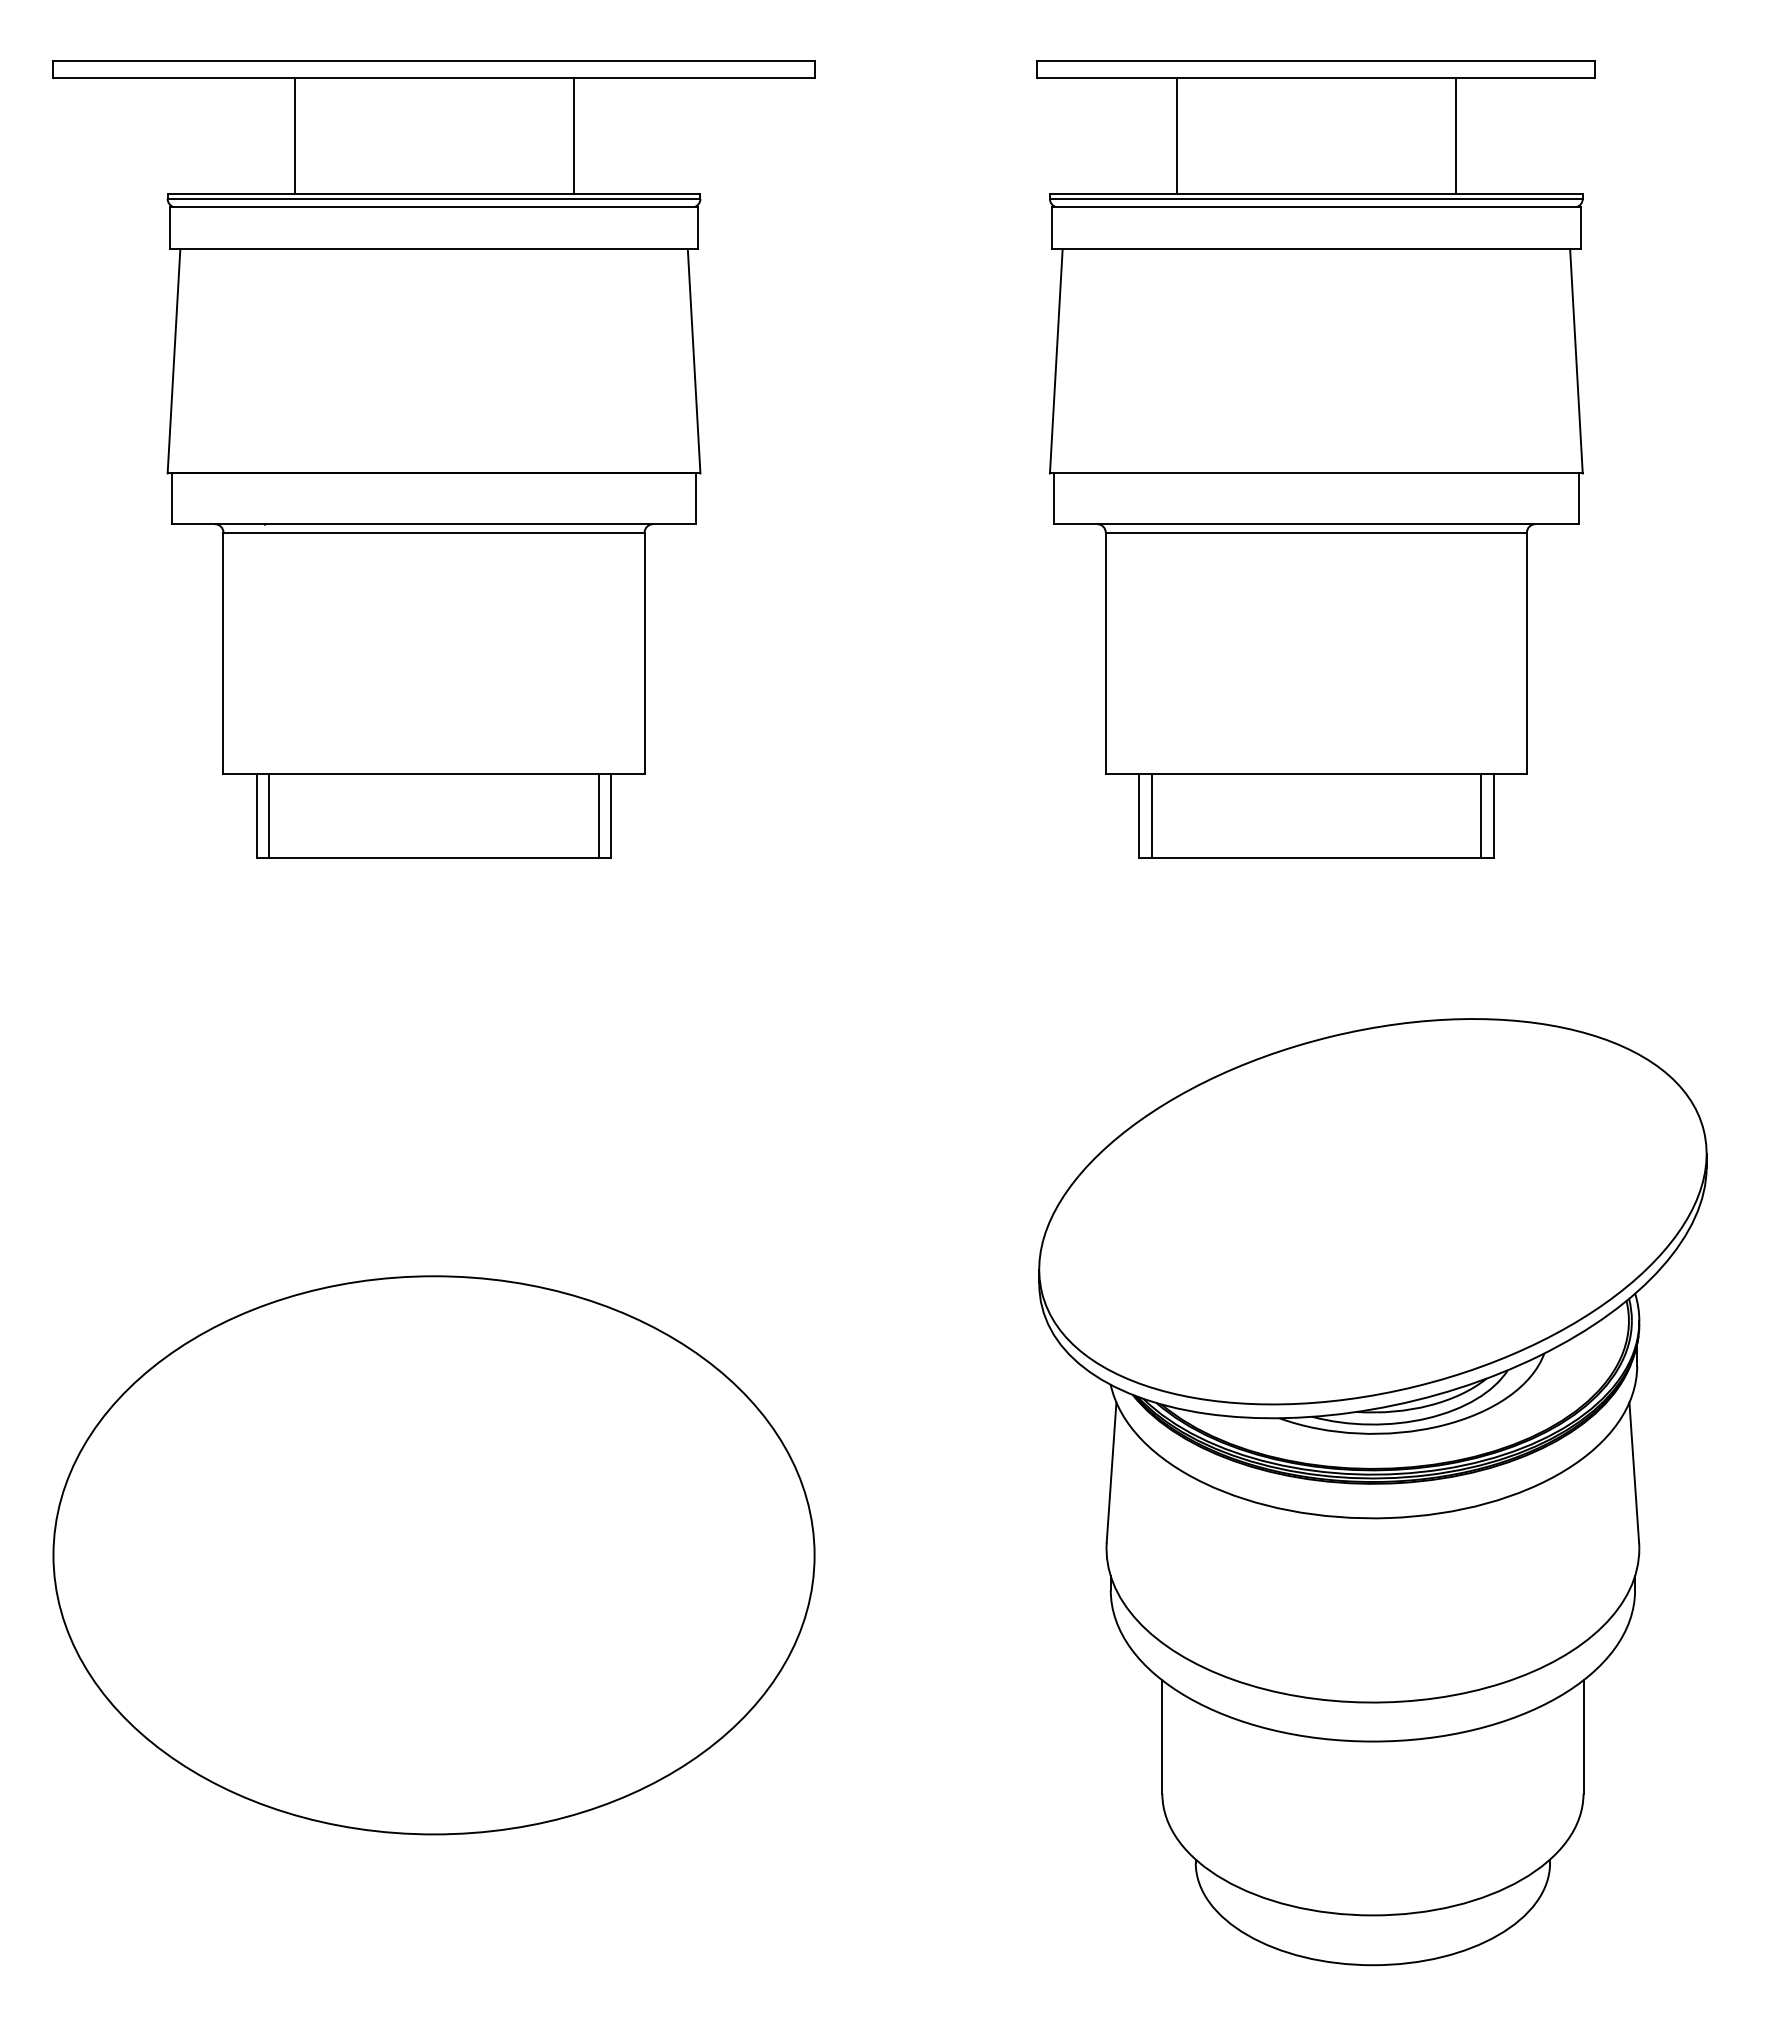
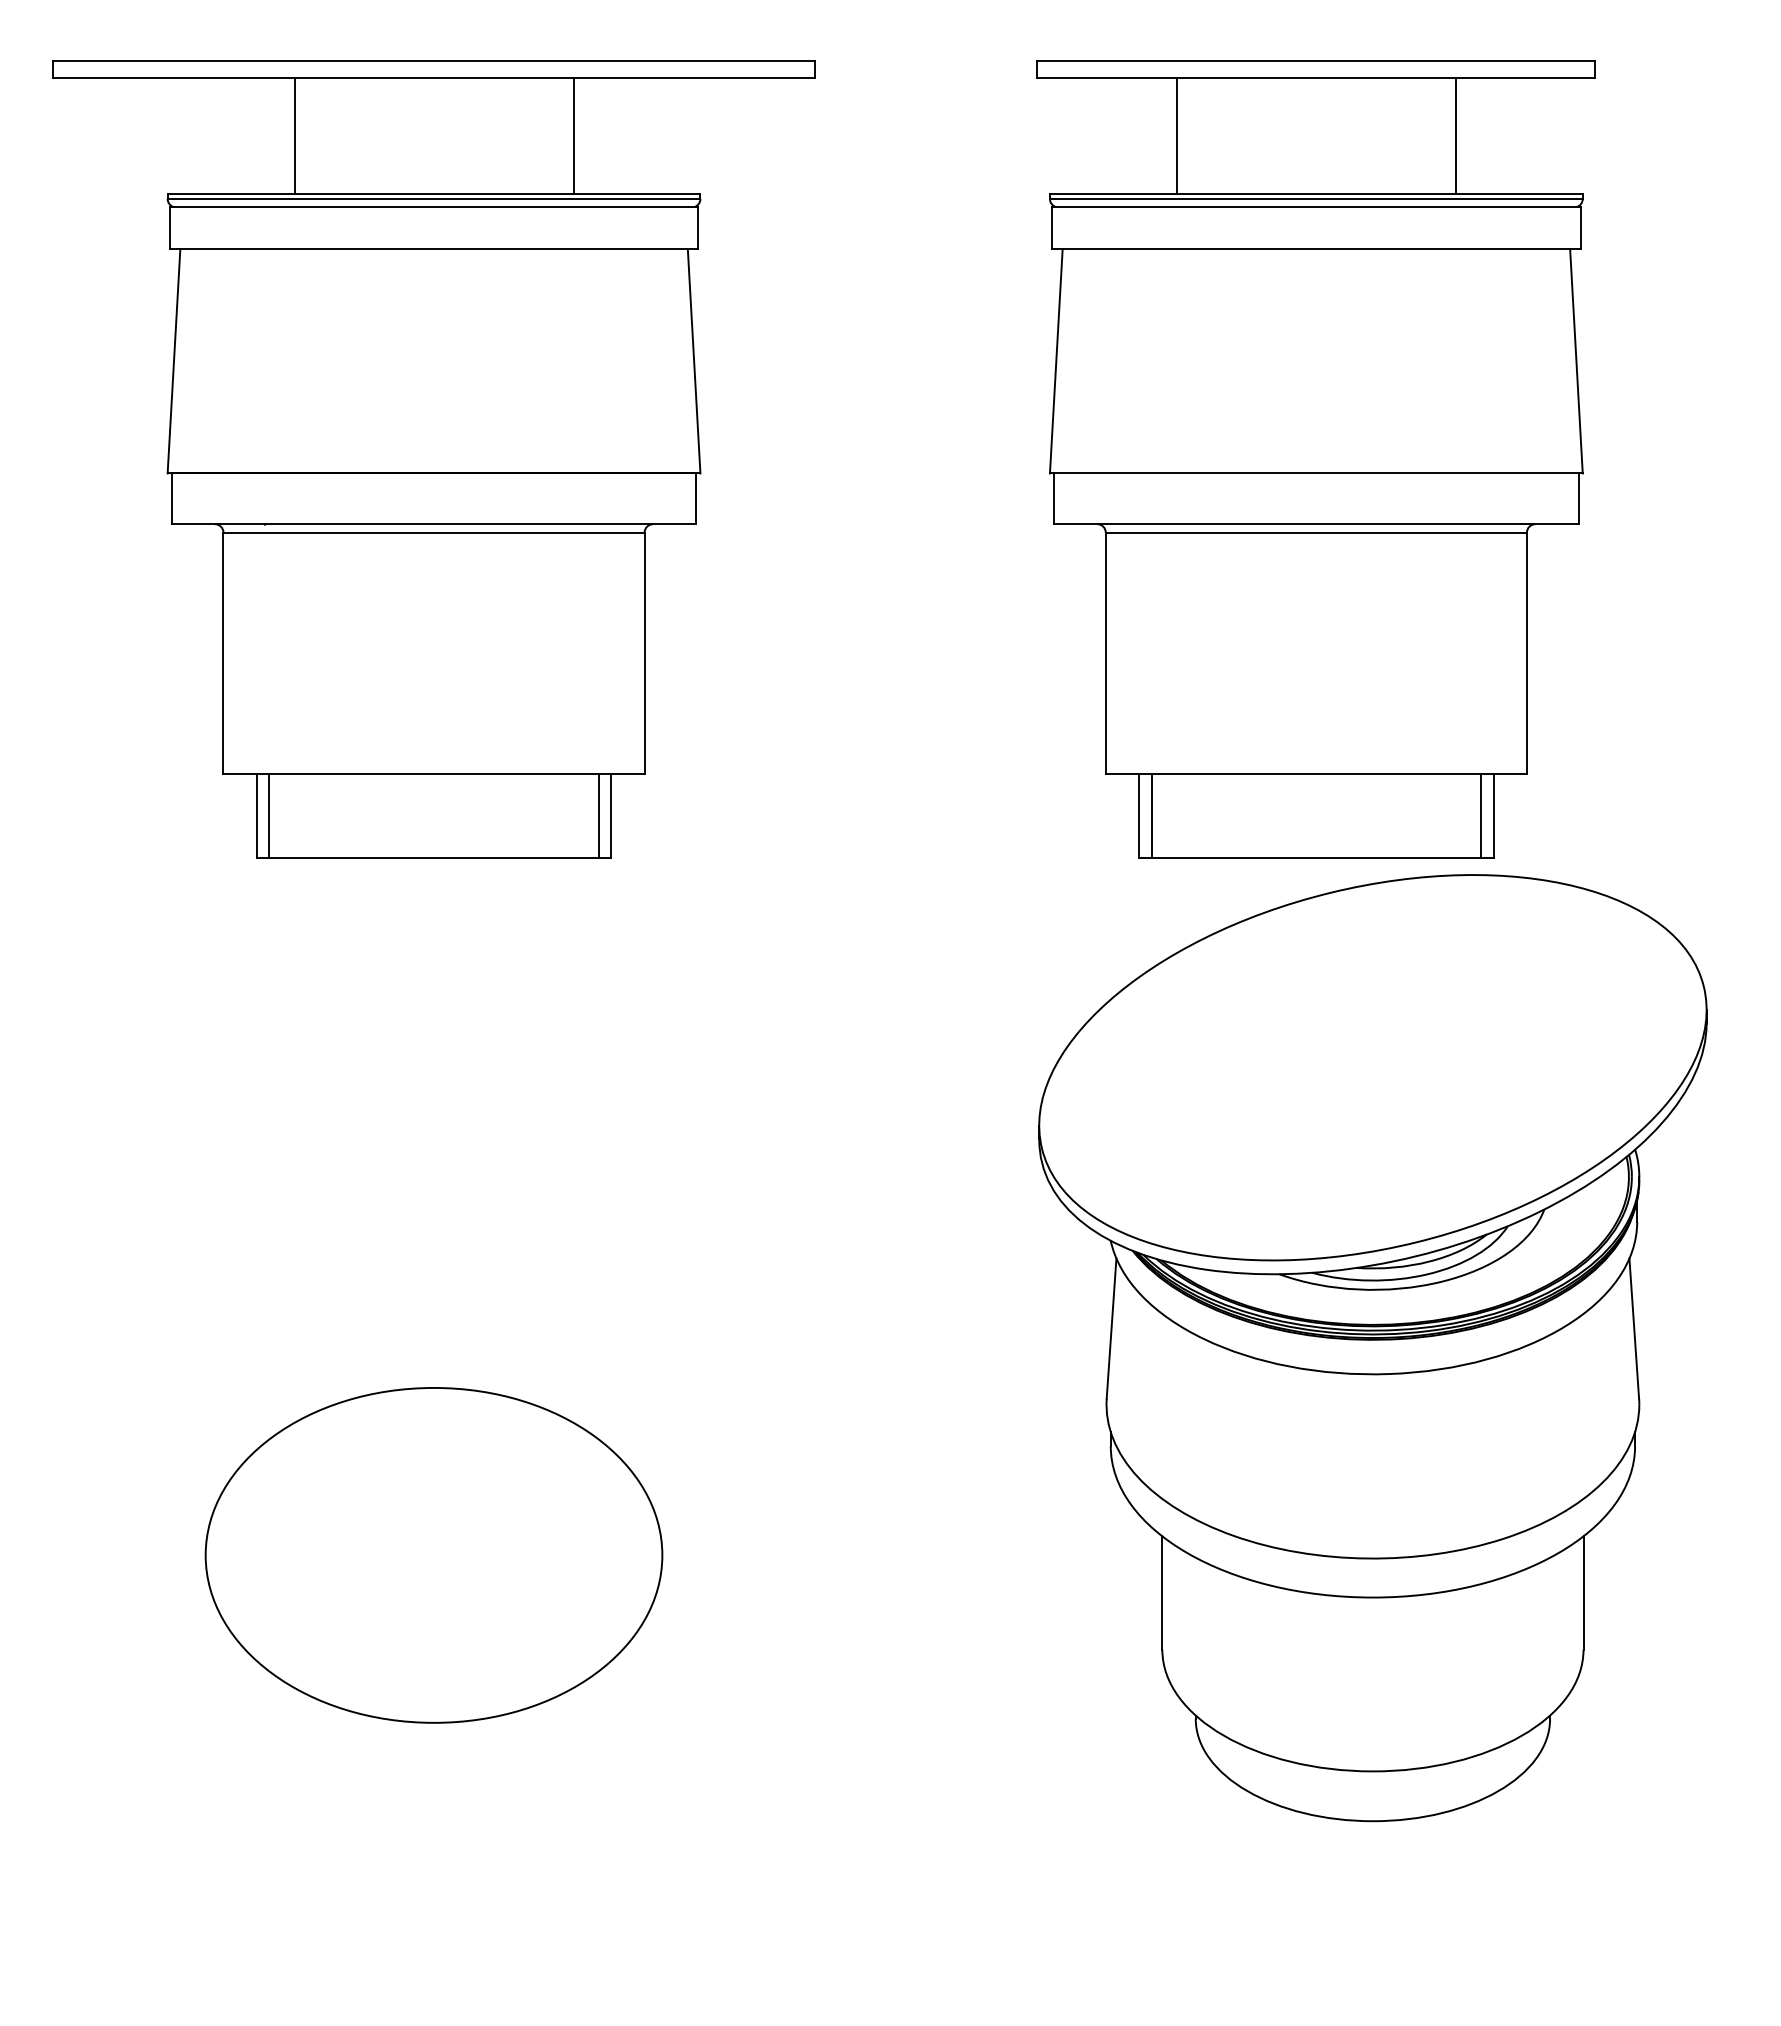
part position: (1372, 1492) -> (1372, 1348) (1372, 1348)
part size: 764x561 px -> 460x337 px (433, 1555)
